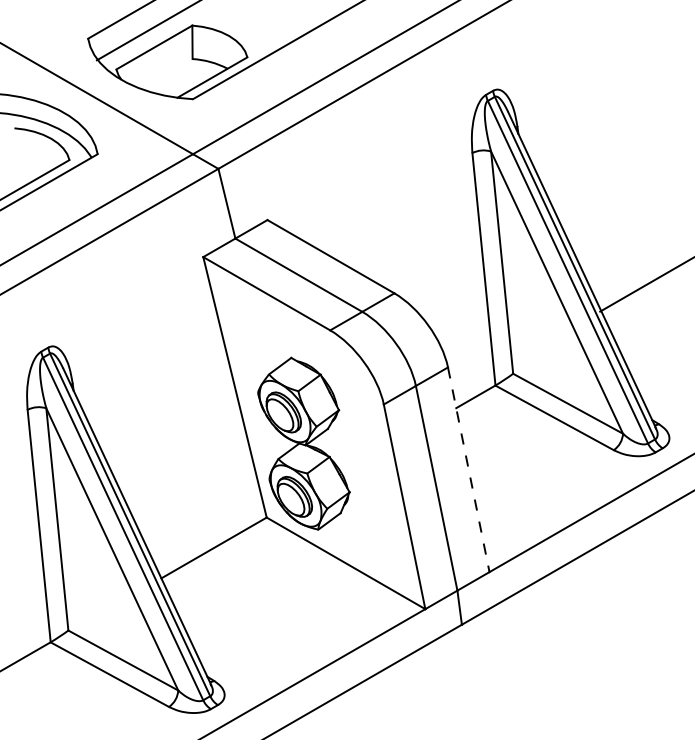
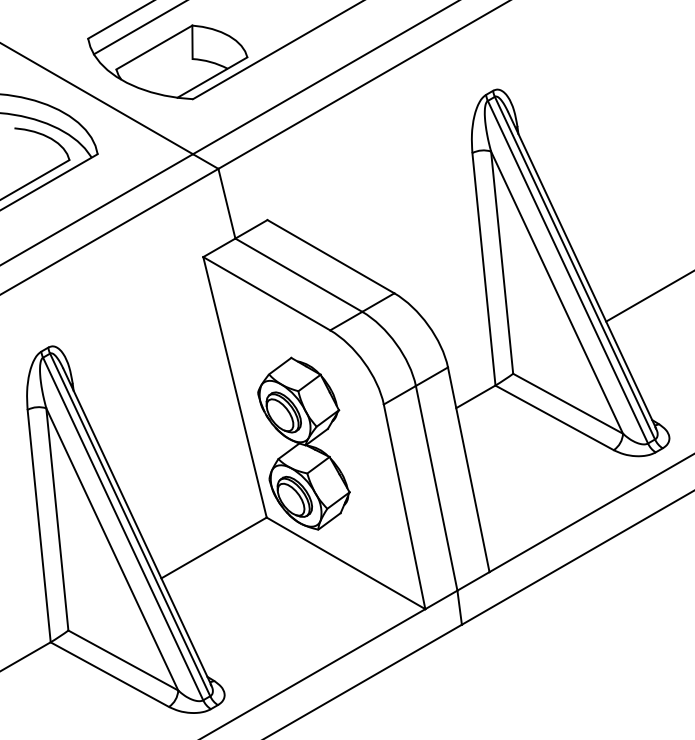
line position: (146, 31) -> (138, 28) (138, 28)
line position: (645, 284) -> (648, 296) (648, 296)
line: dashed -> solid (468, 470)
